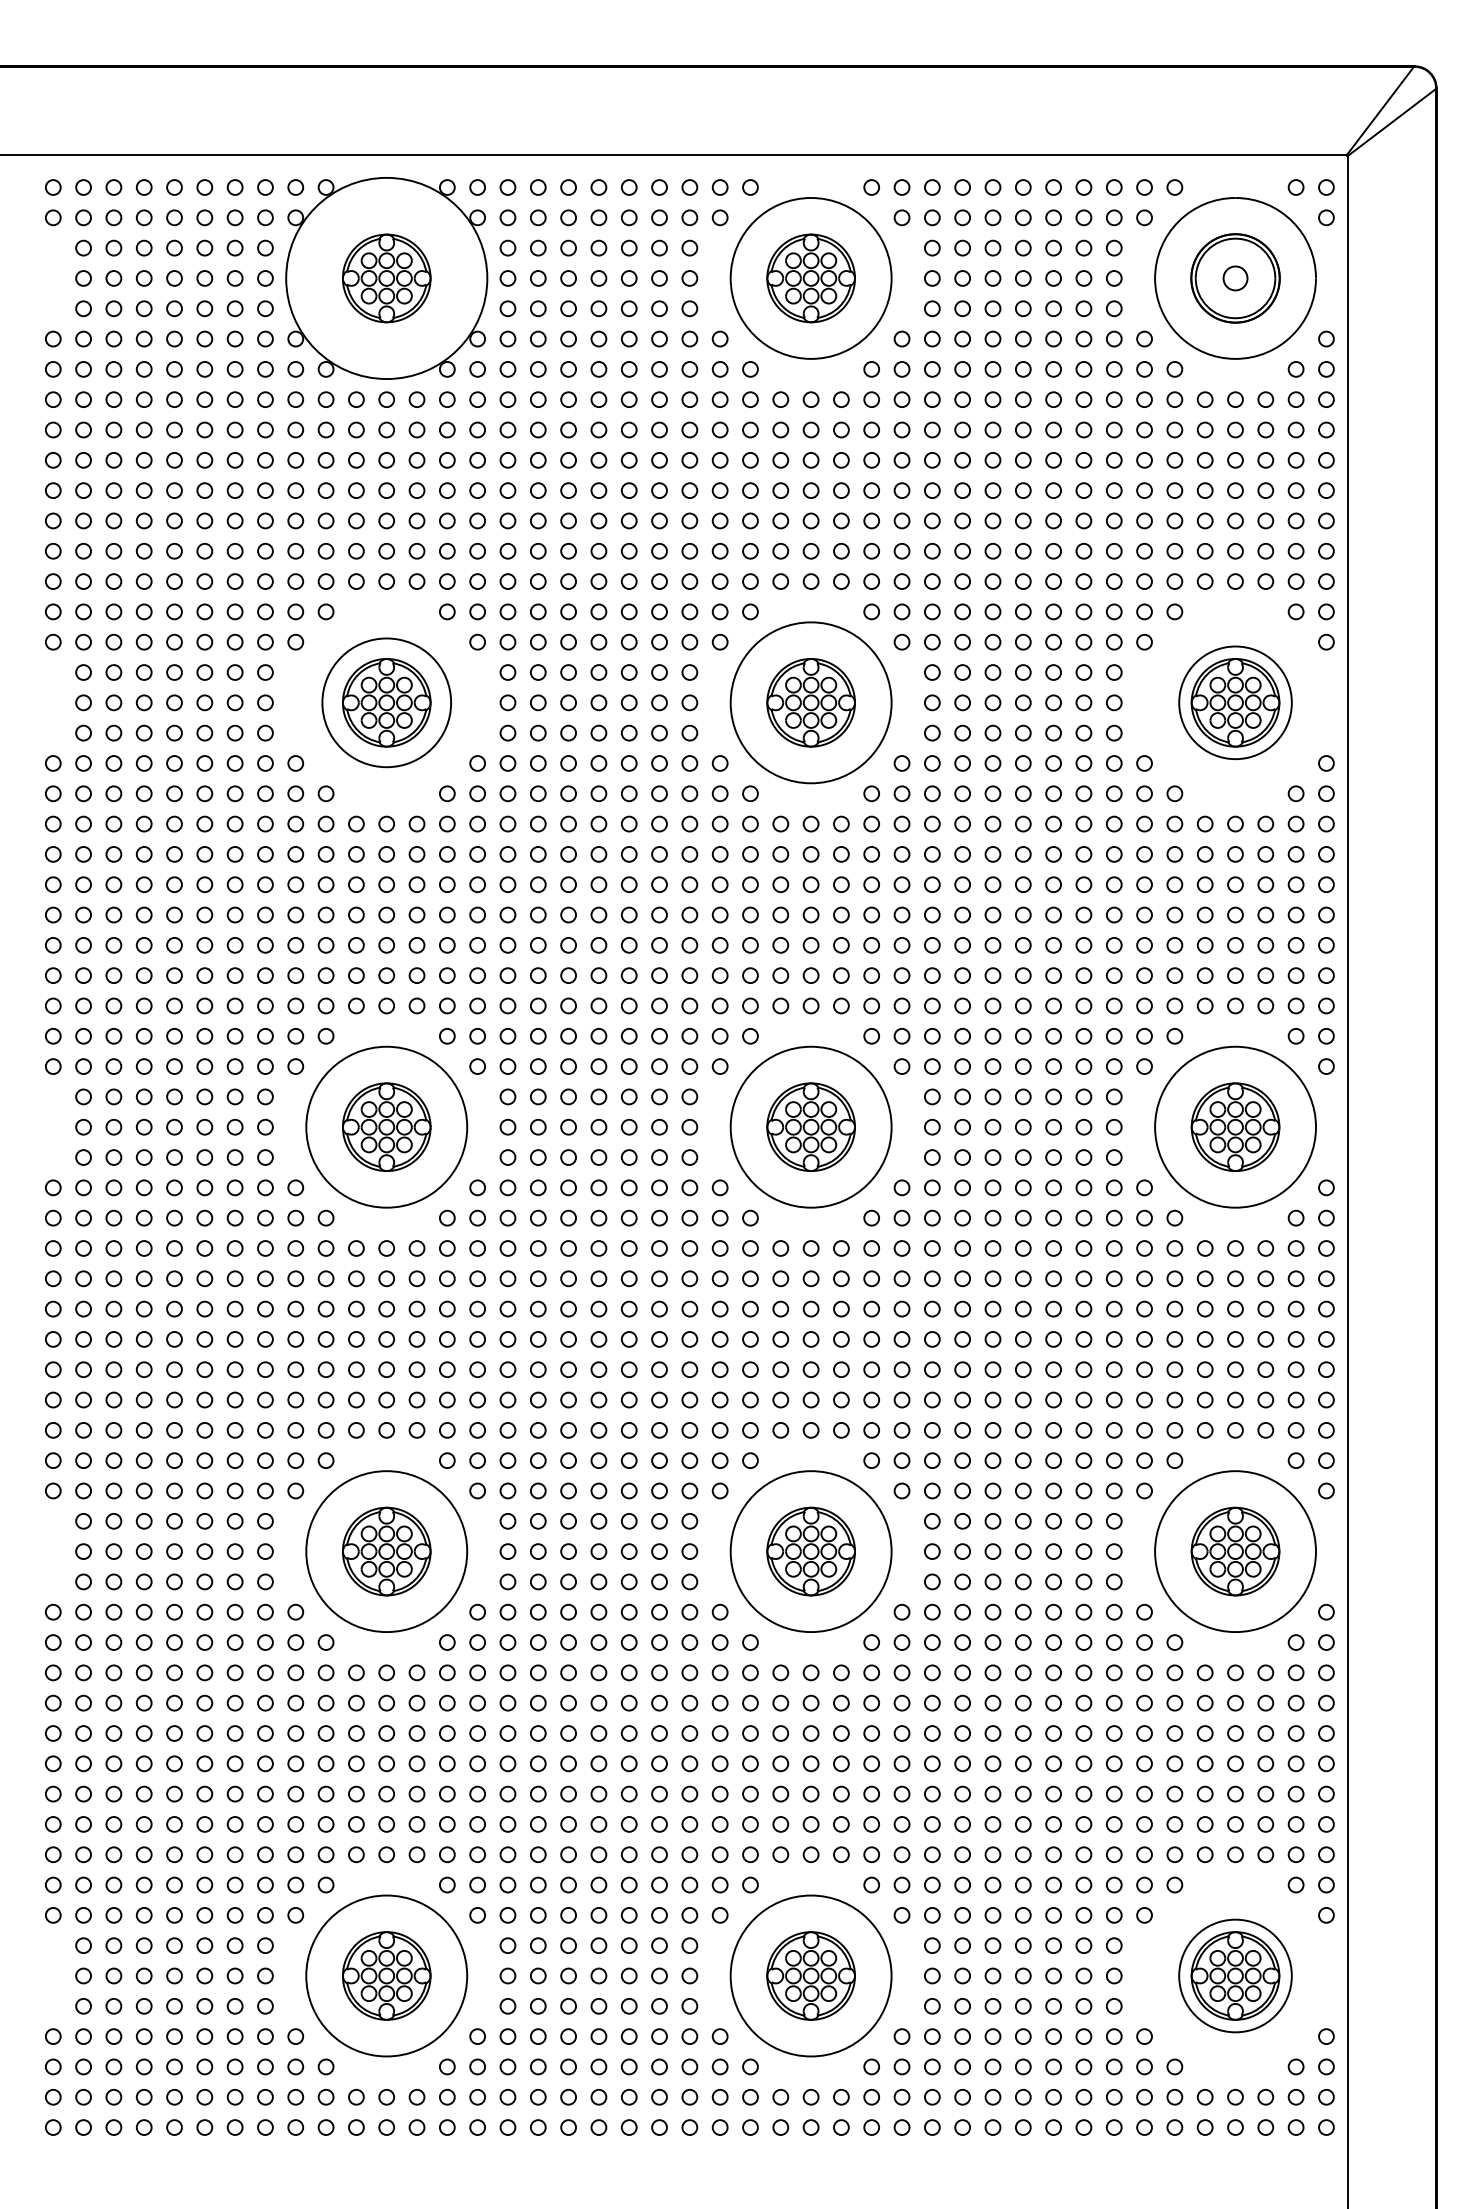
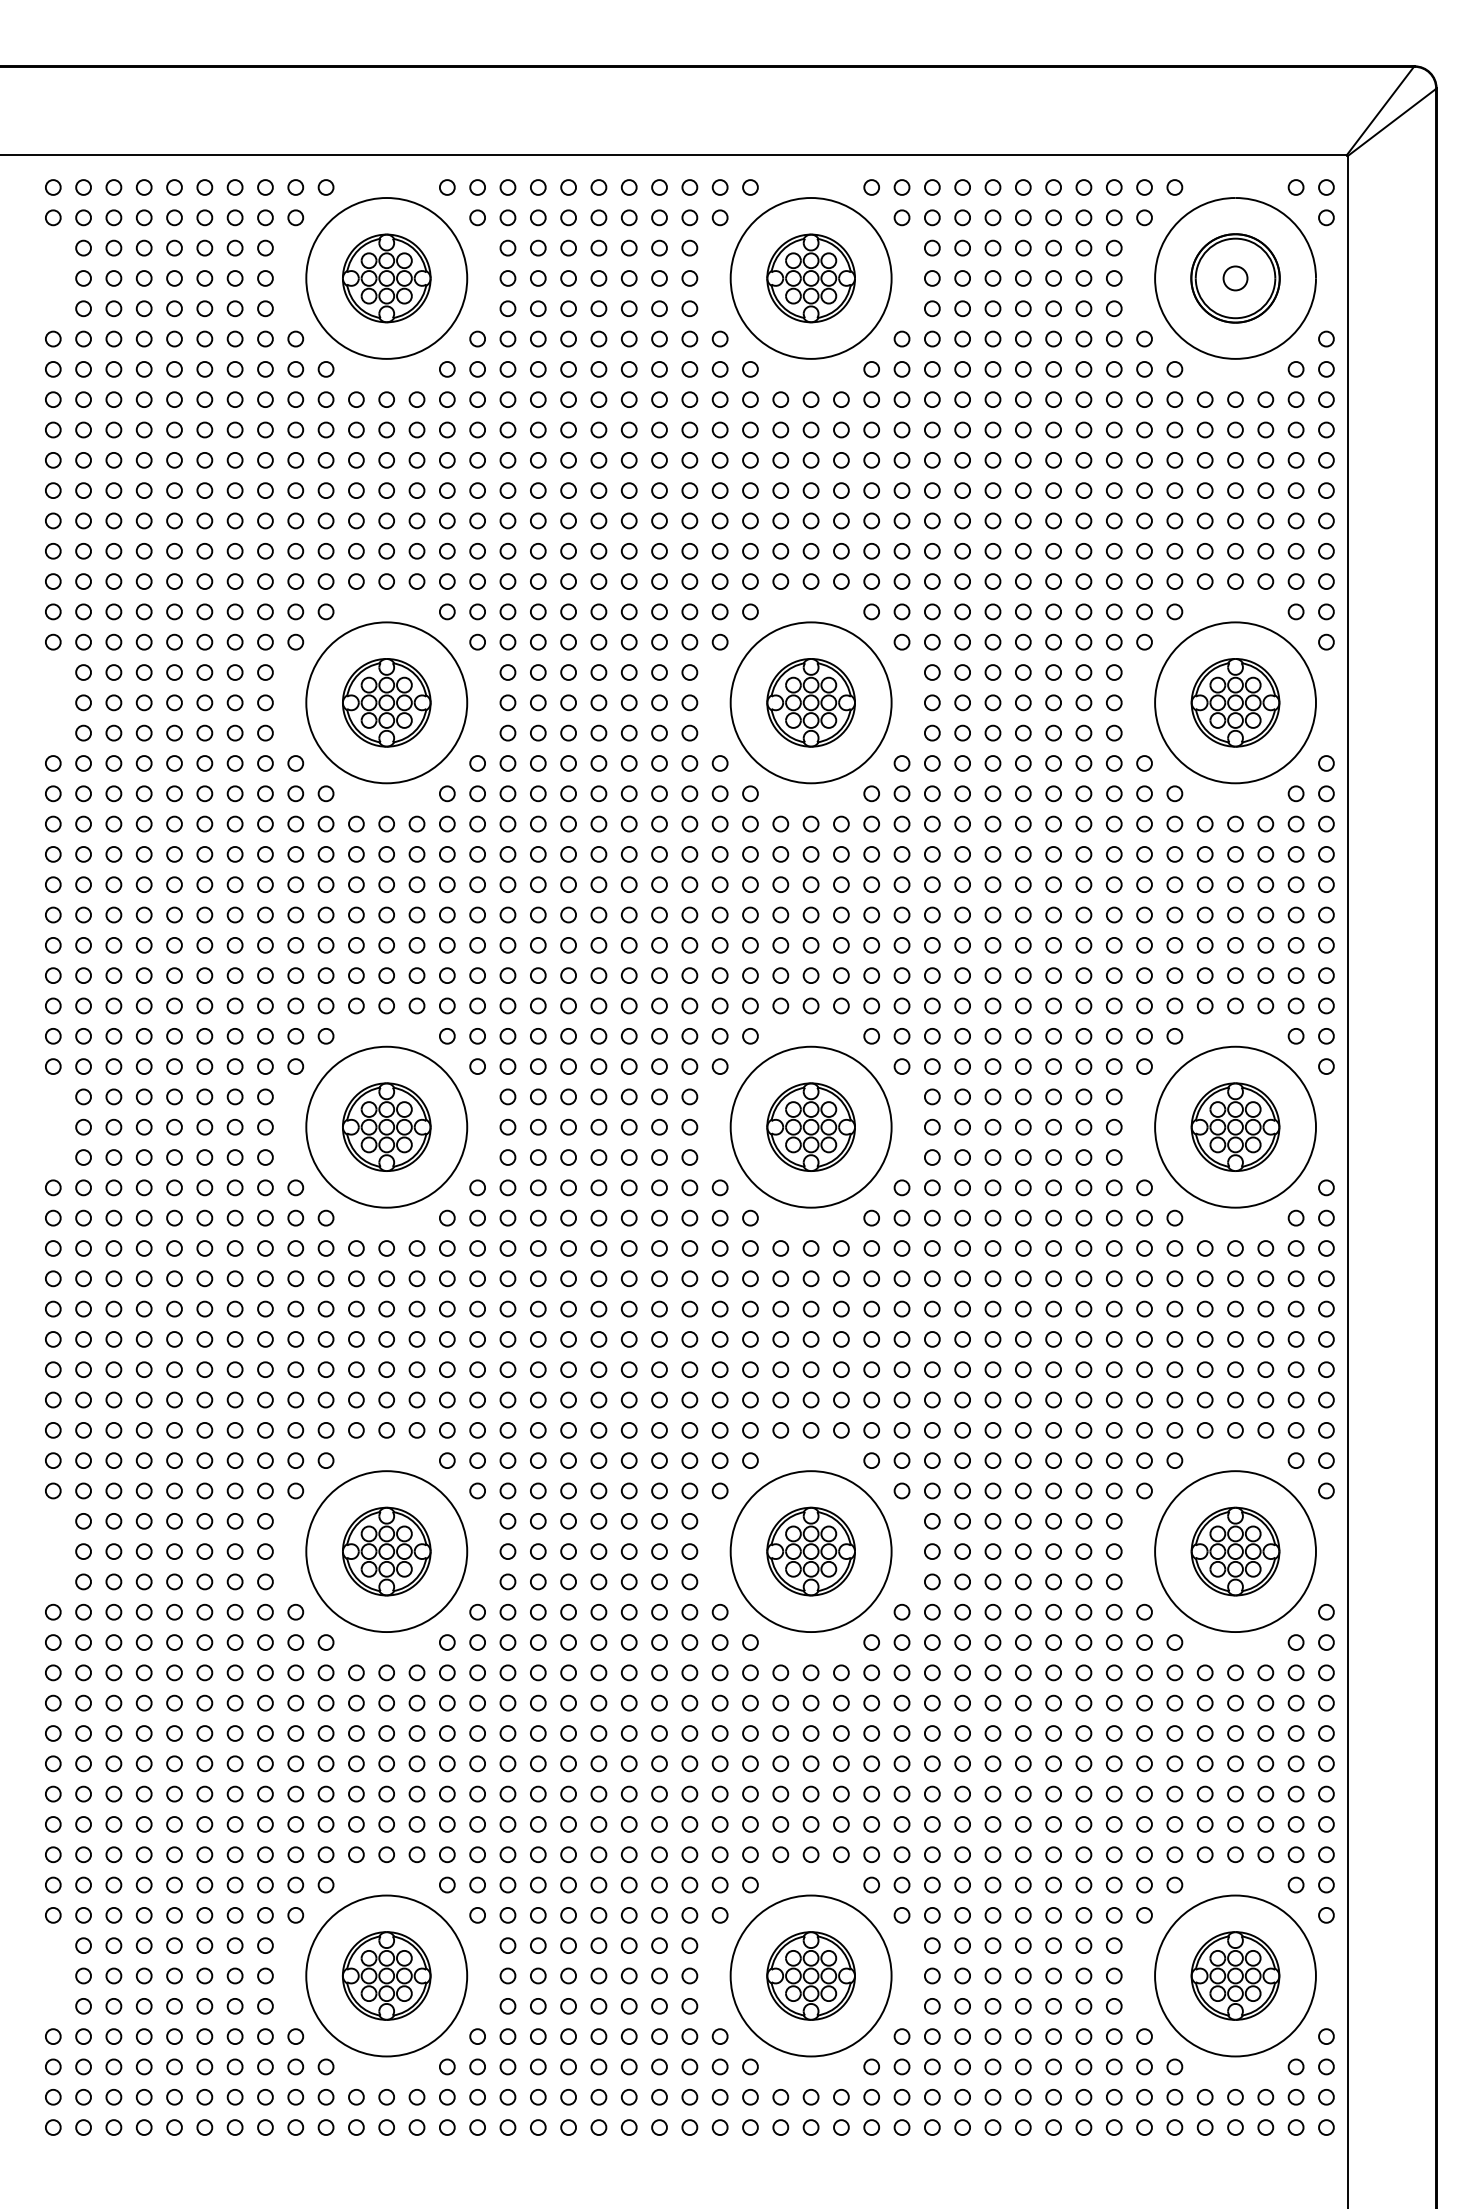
circle diameter: 201 px -> 161 px (386, 278)
circle diameter: 129 px -> 161 px (386, 702)
circle diameter: 113 px -> 161 px (1235, 702)
circle diameter: 113 px -> 161 px (1235, 1975)
